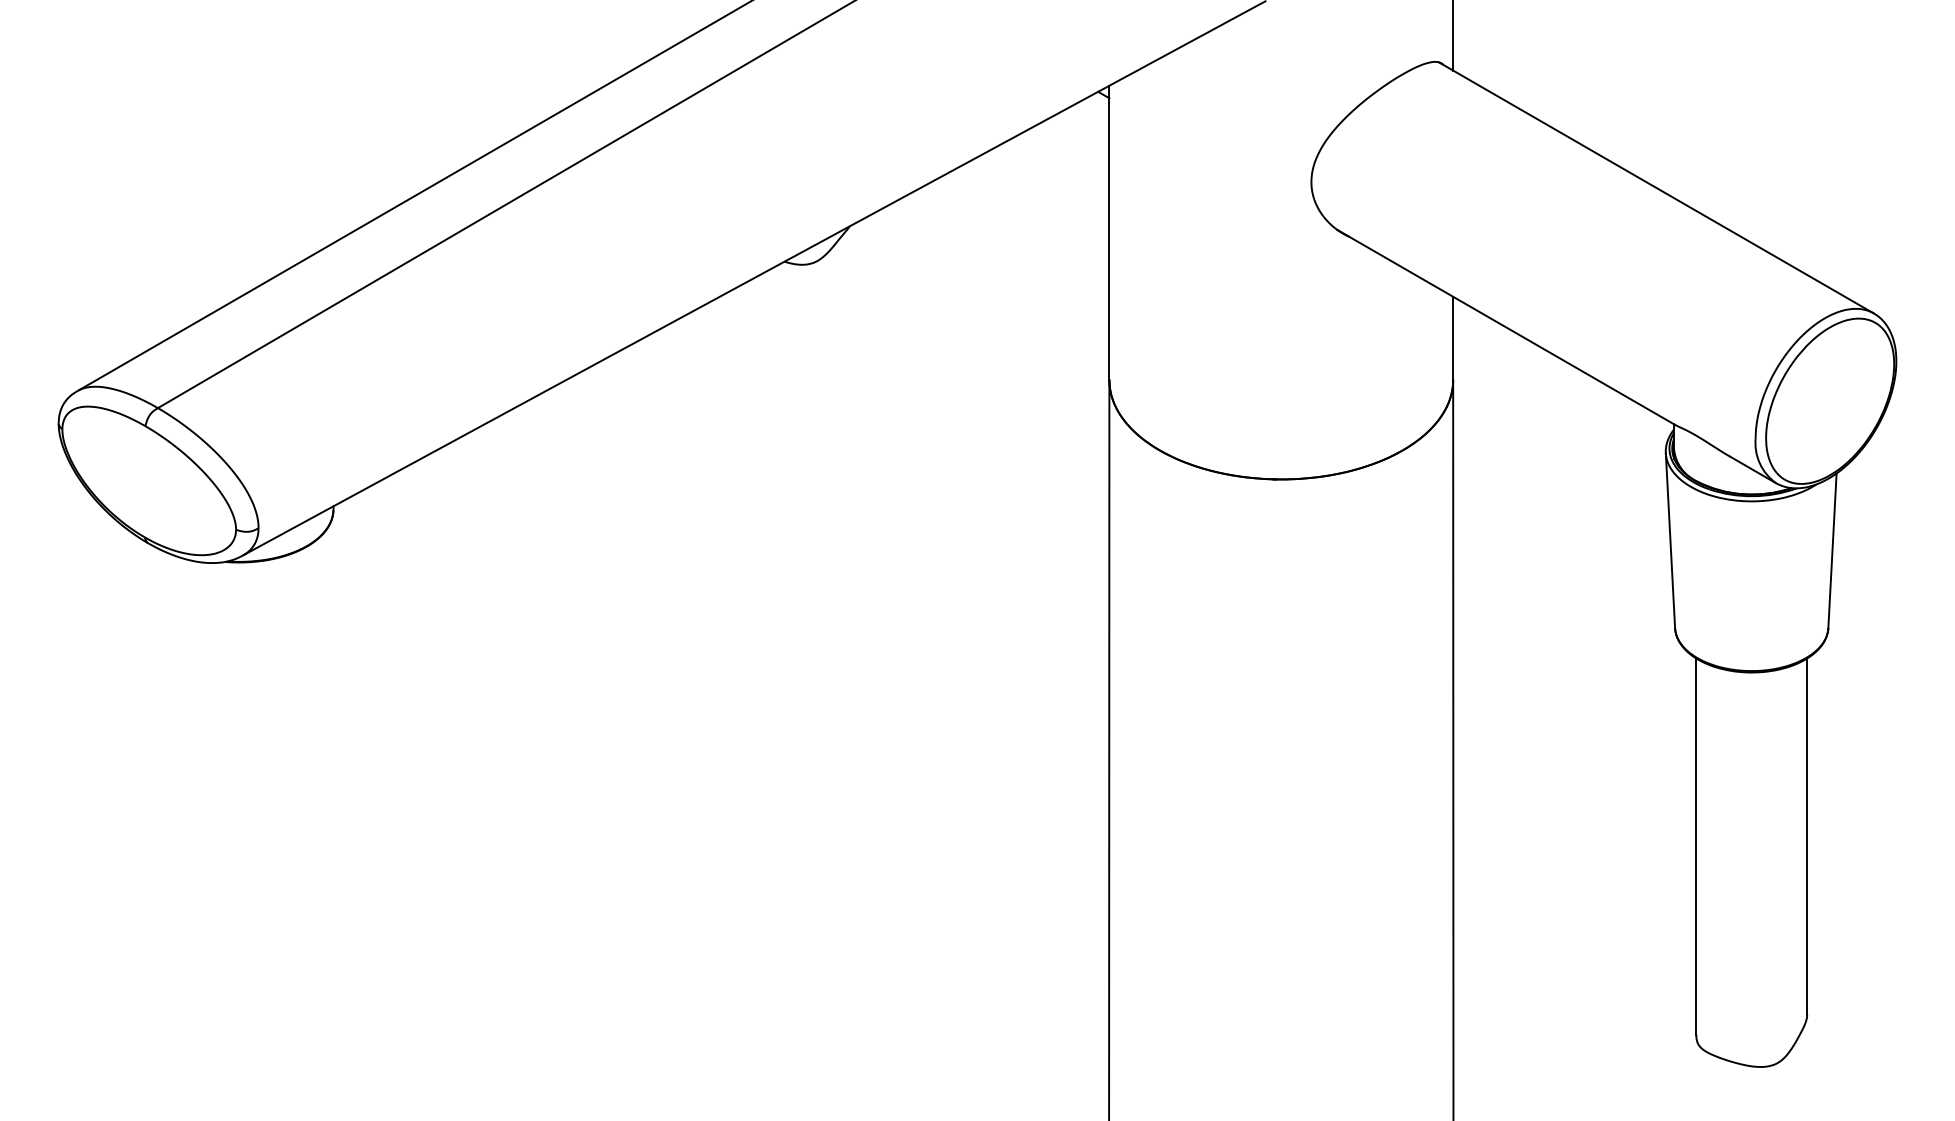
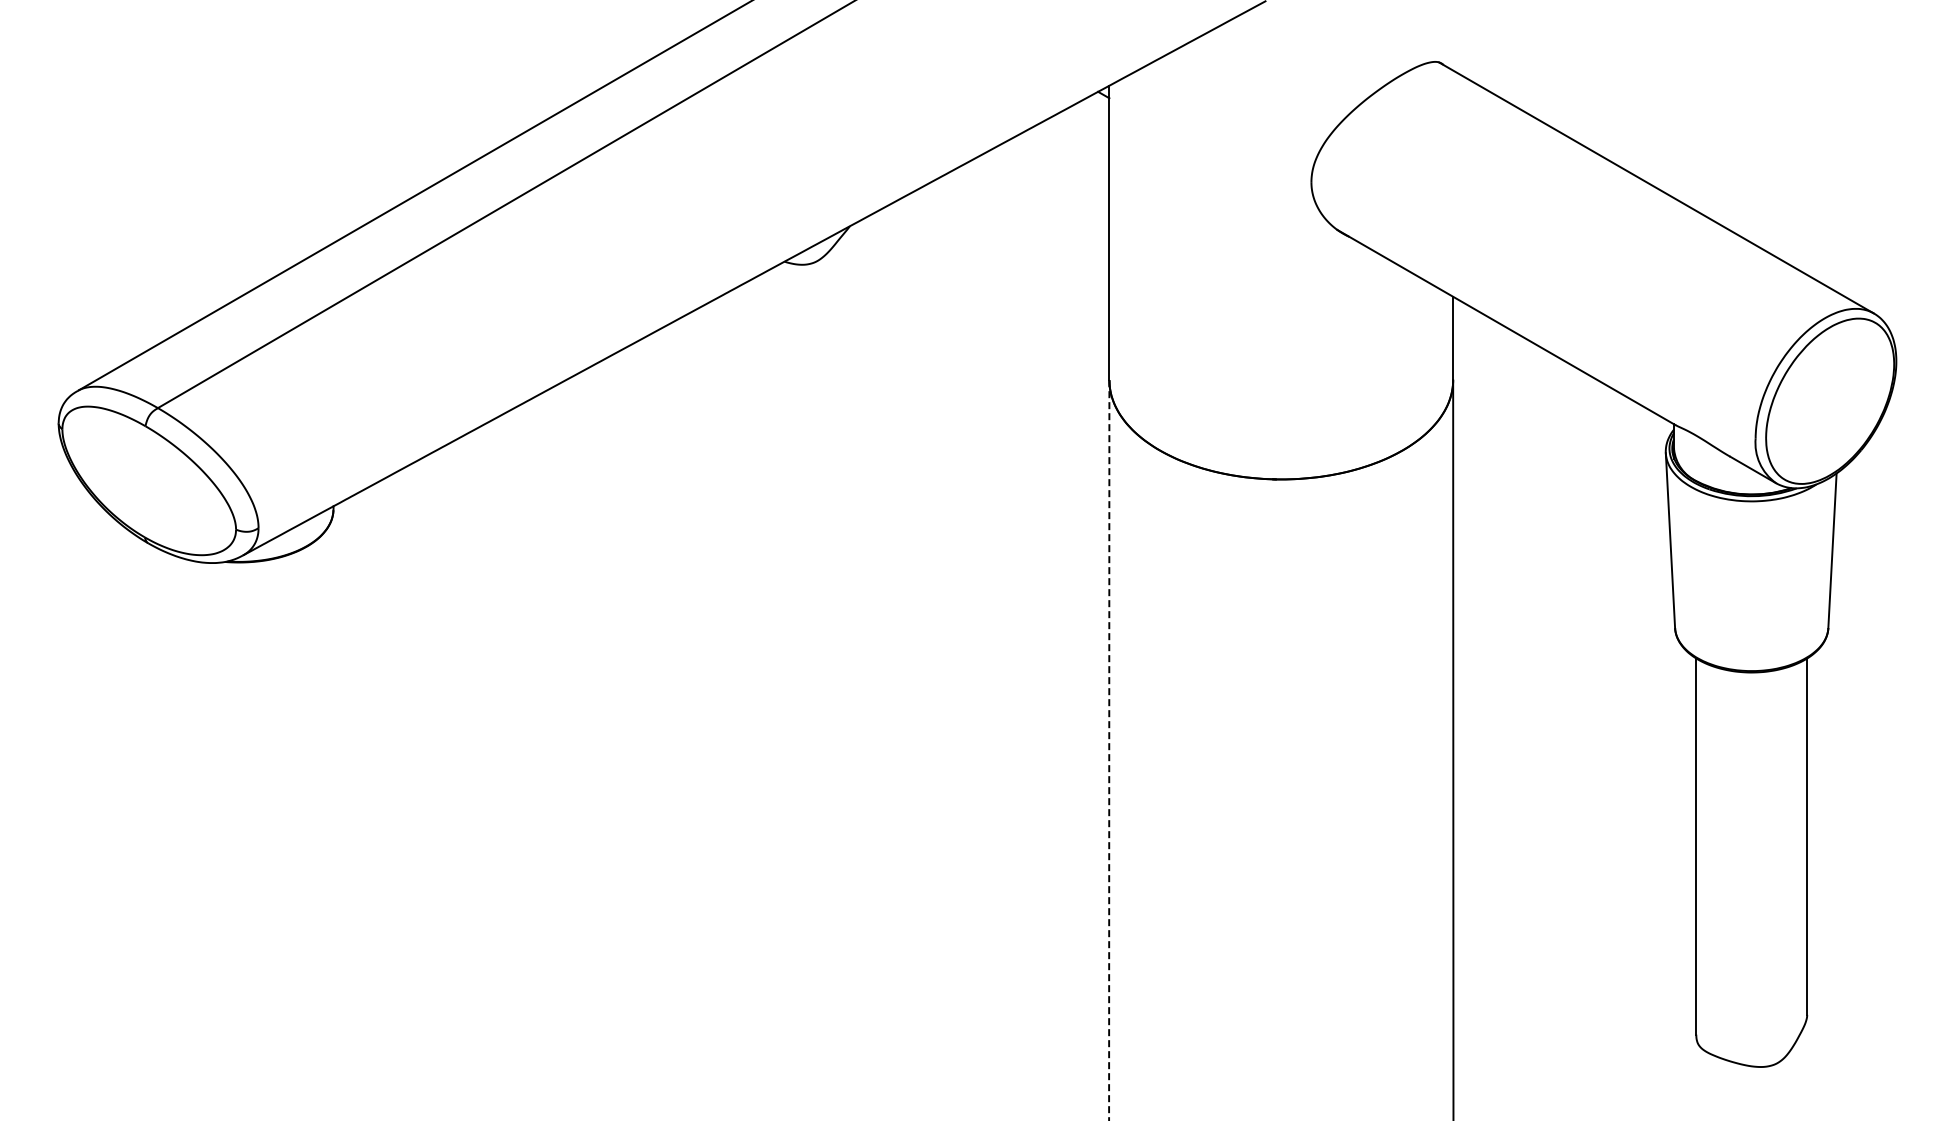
line: present -> none (1453, 36)
line: solid -> dashed (1109, 750)
